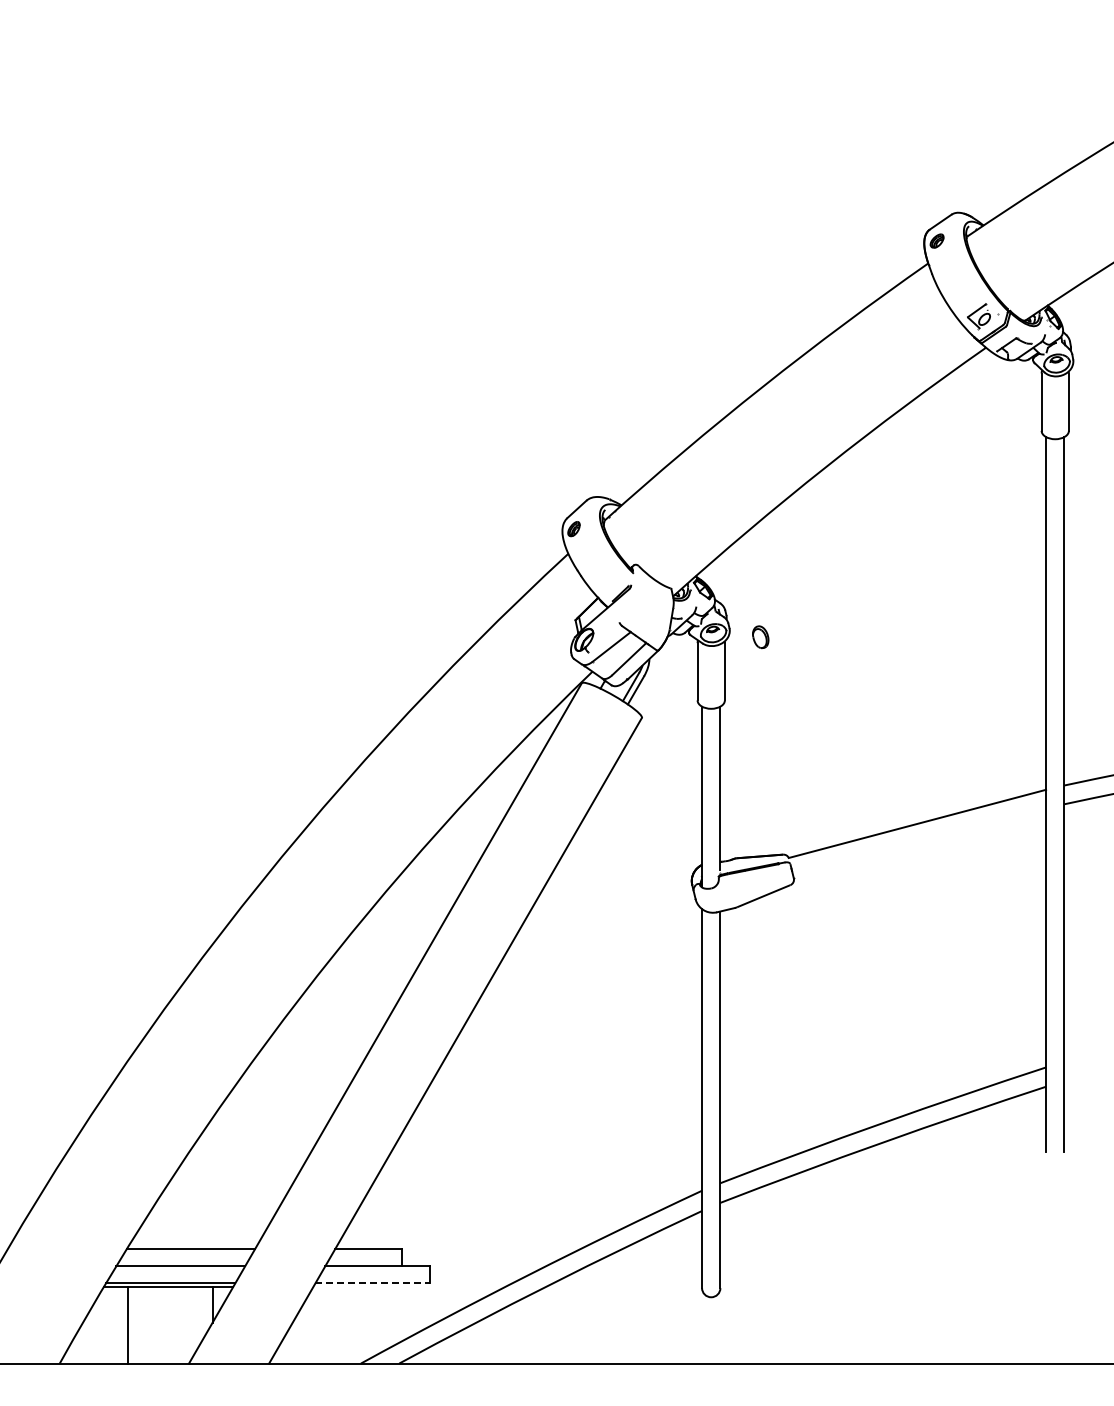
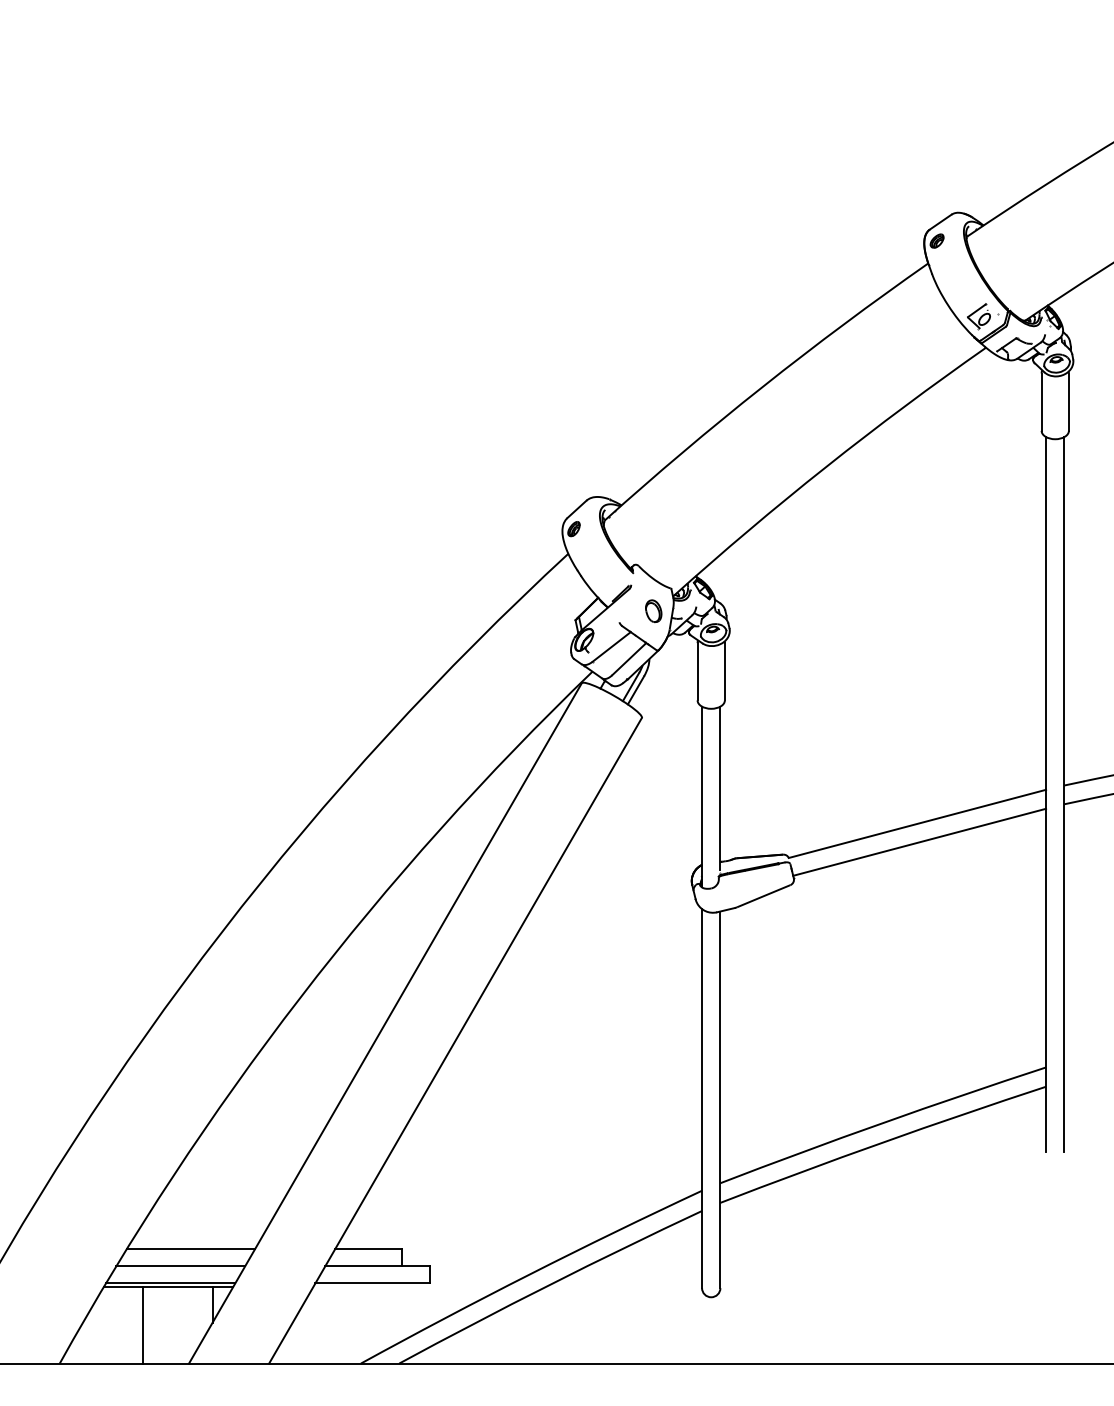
part position: (760, 637) -> (653, 611) (653, 611)
line: none -> present (919, 841)
line: dashed -> solid (373, 1283)
line position: (128, 1325) -> (143, 1325) (143, 1325)
